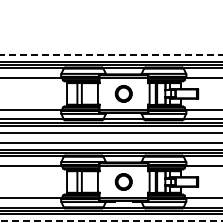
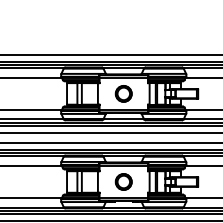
line: dashed -> solid (111, 54)
line: dashed -> solid (111, 221)
